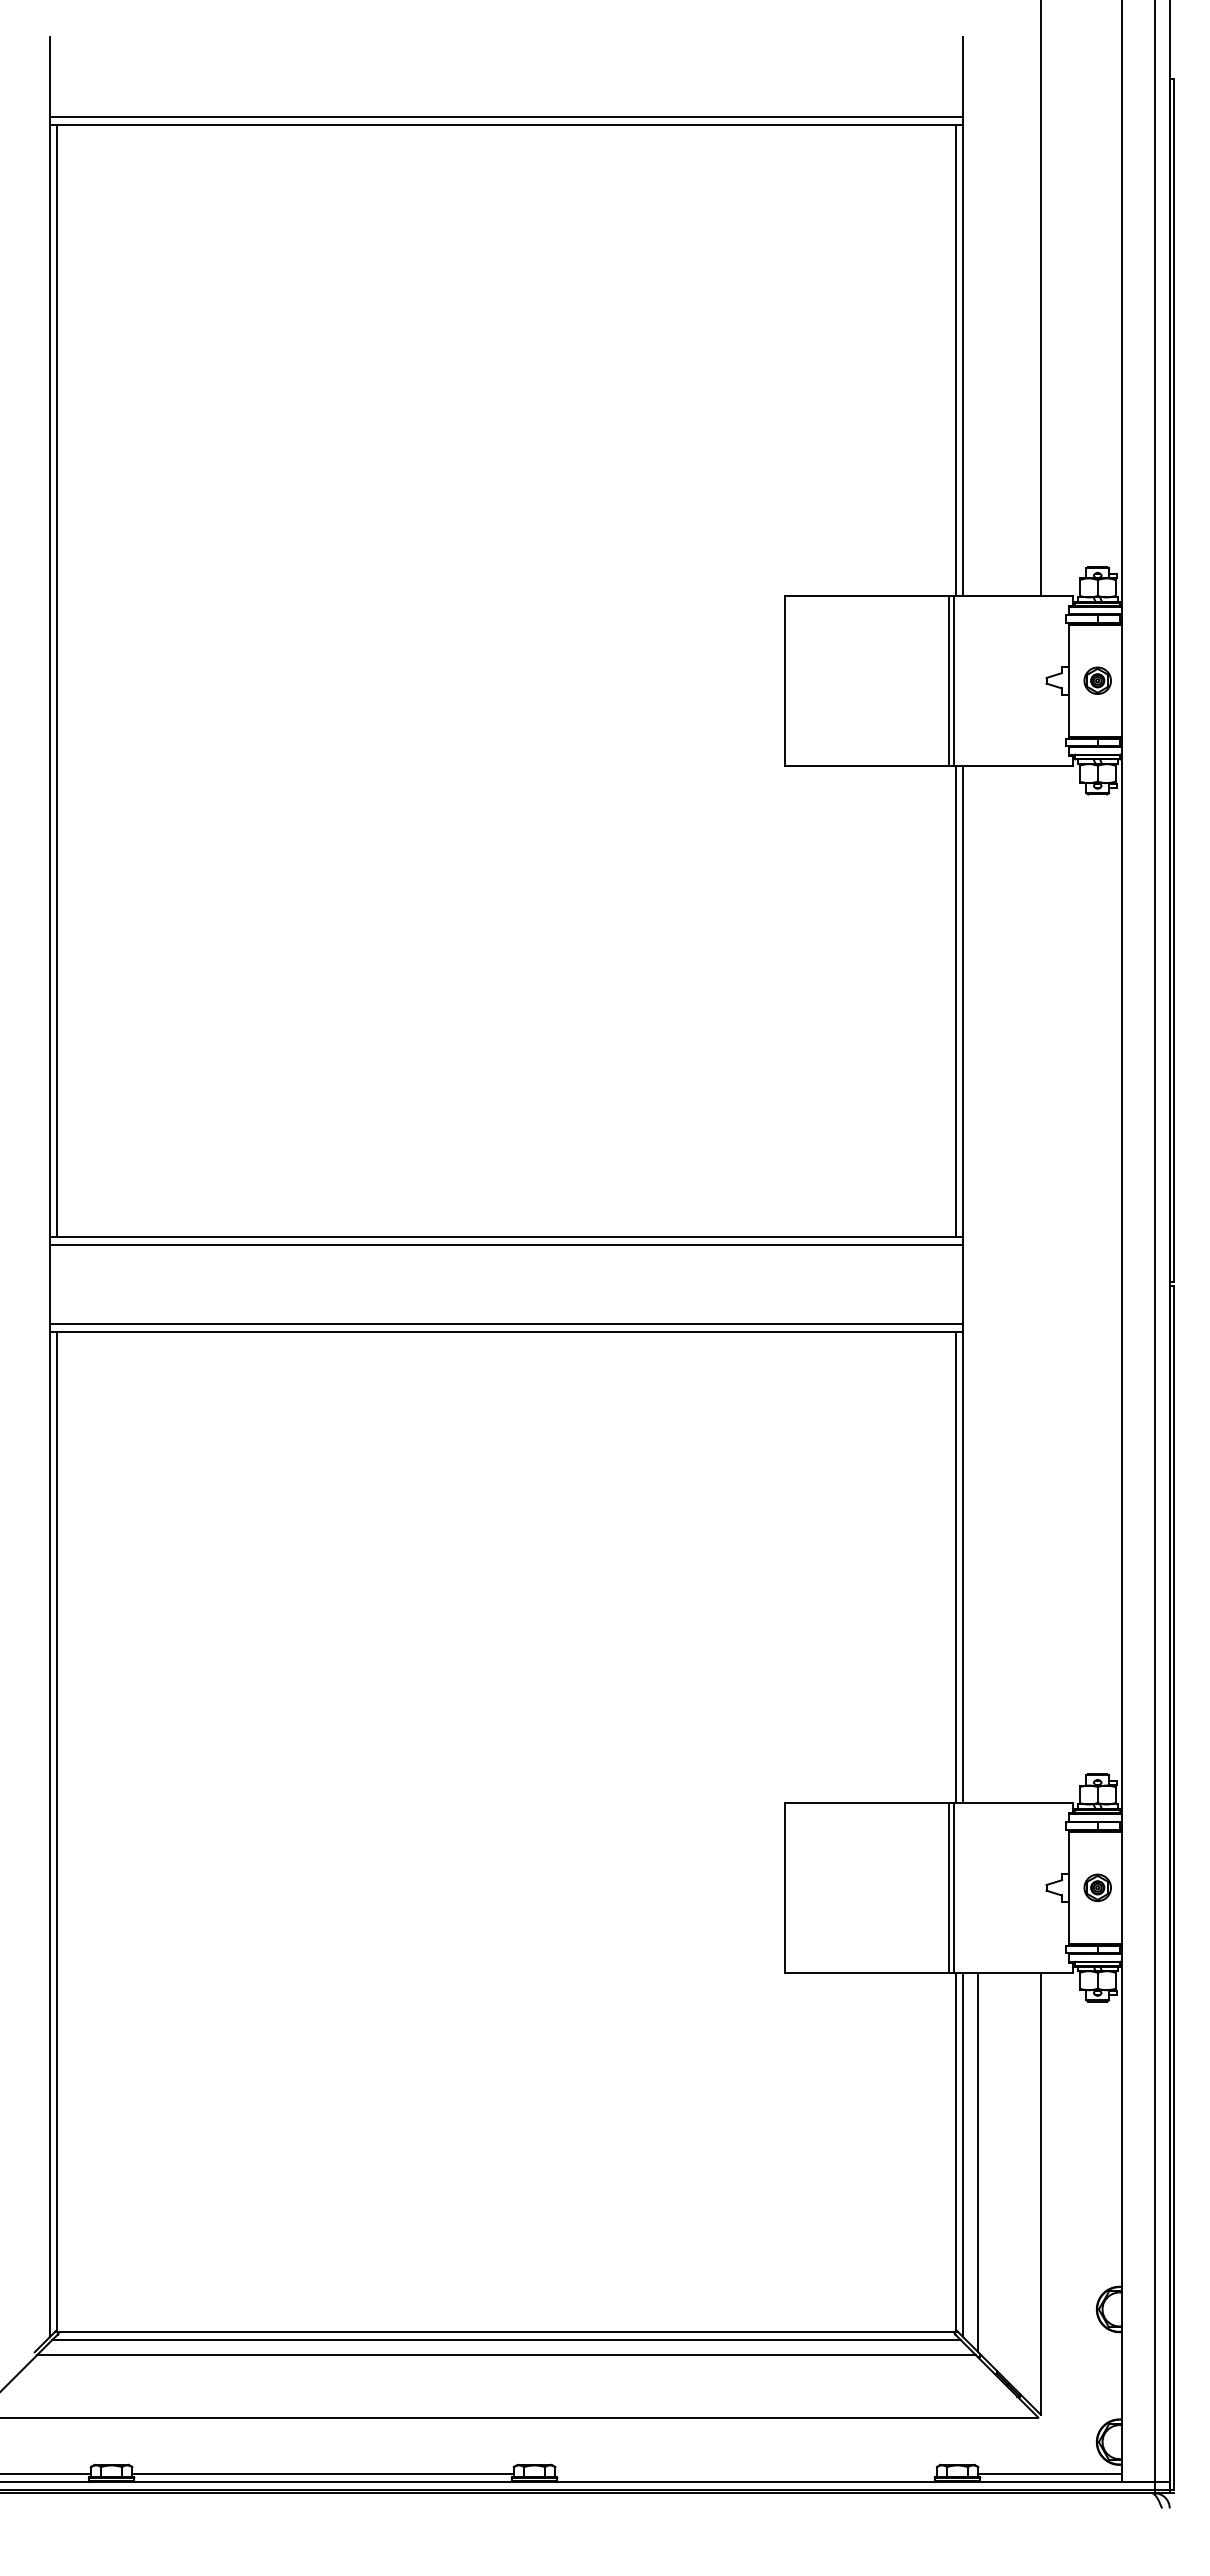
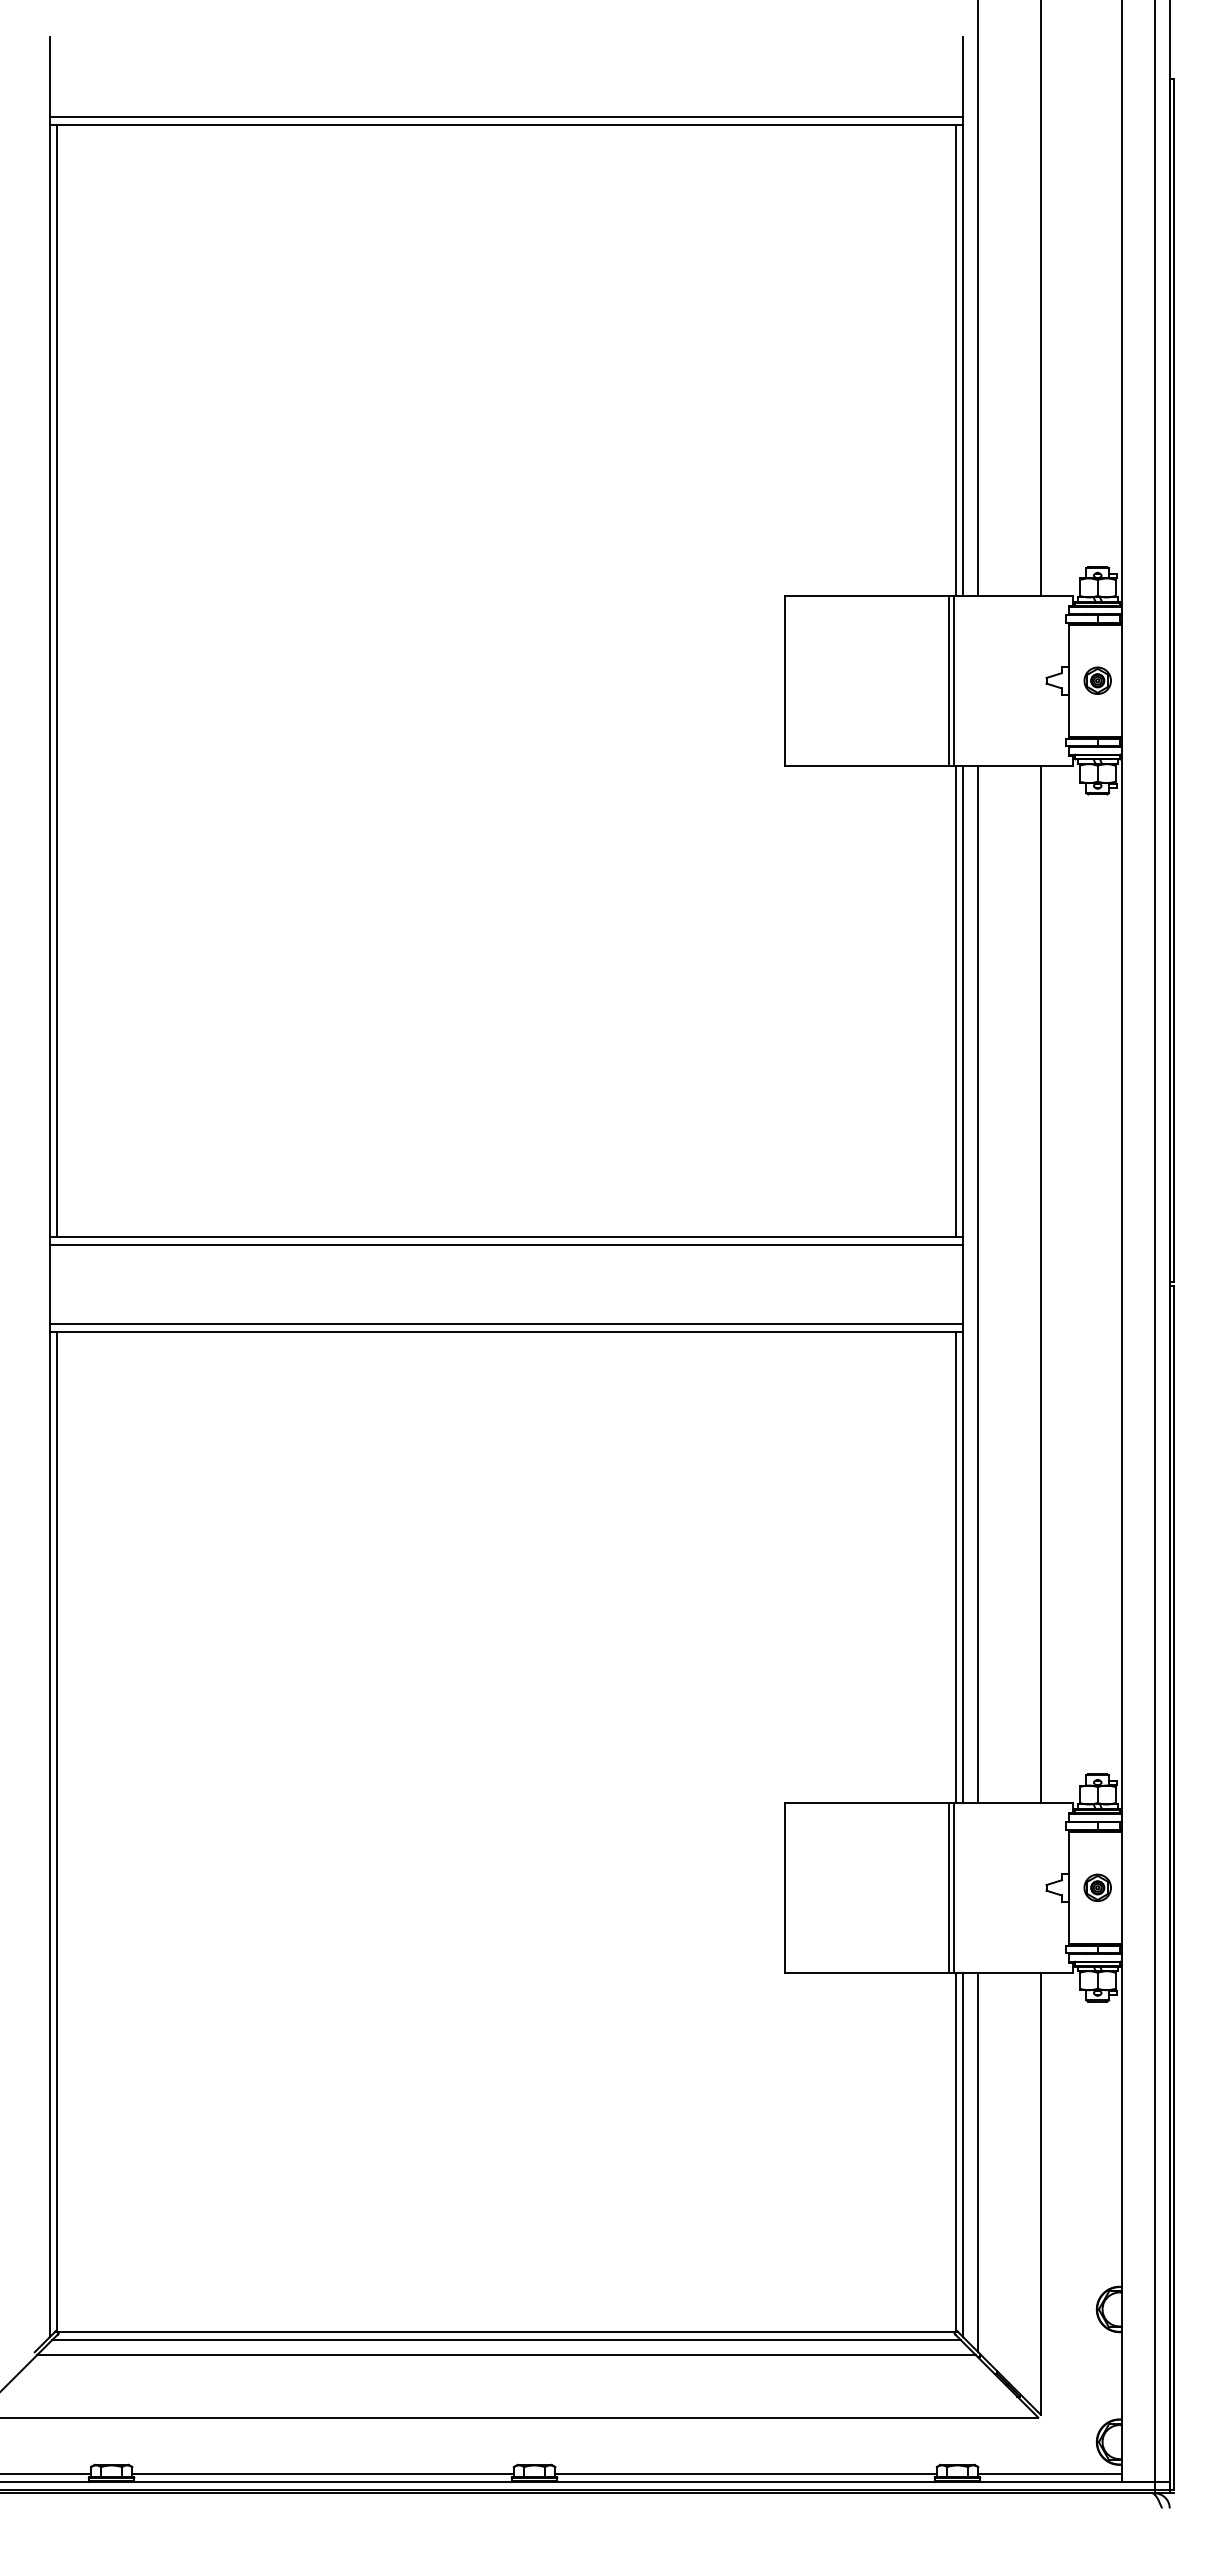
line: none -> present (978, 298)
line: none -> present (978, 1284)
line: none -> present (1040, 1284)
line: none -> present (745, 2474)
